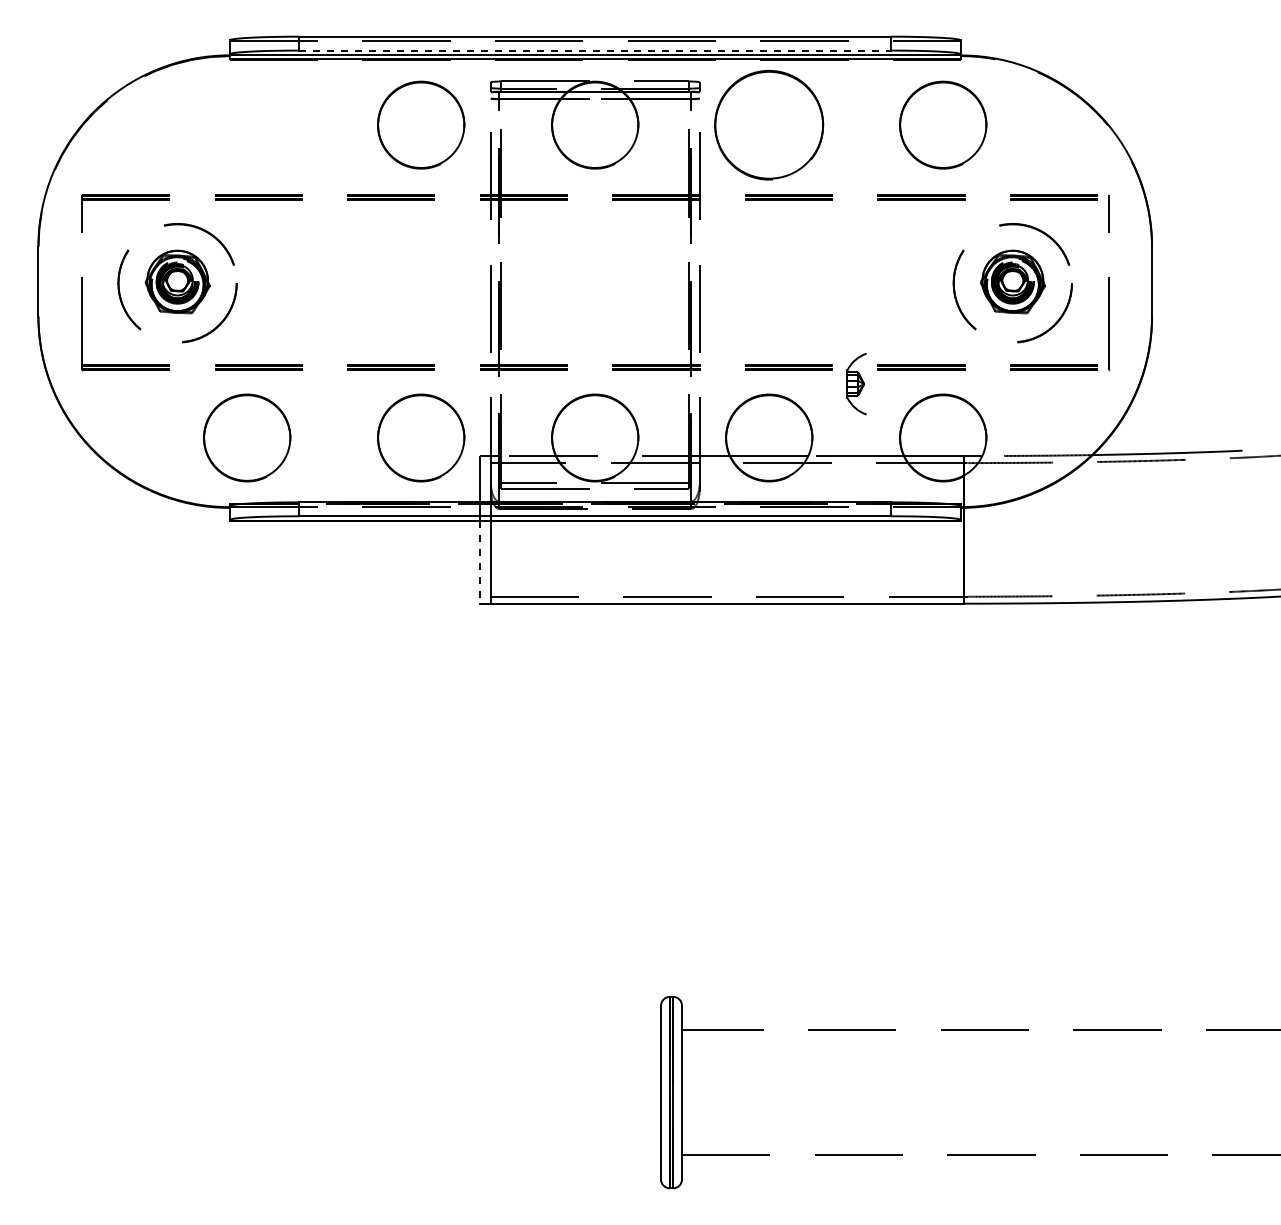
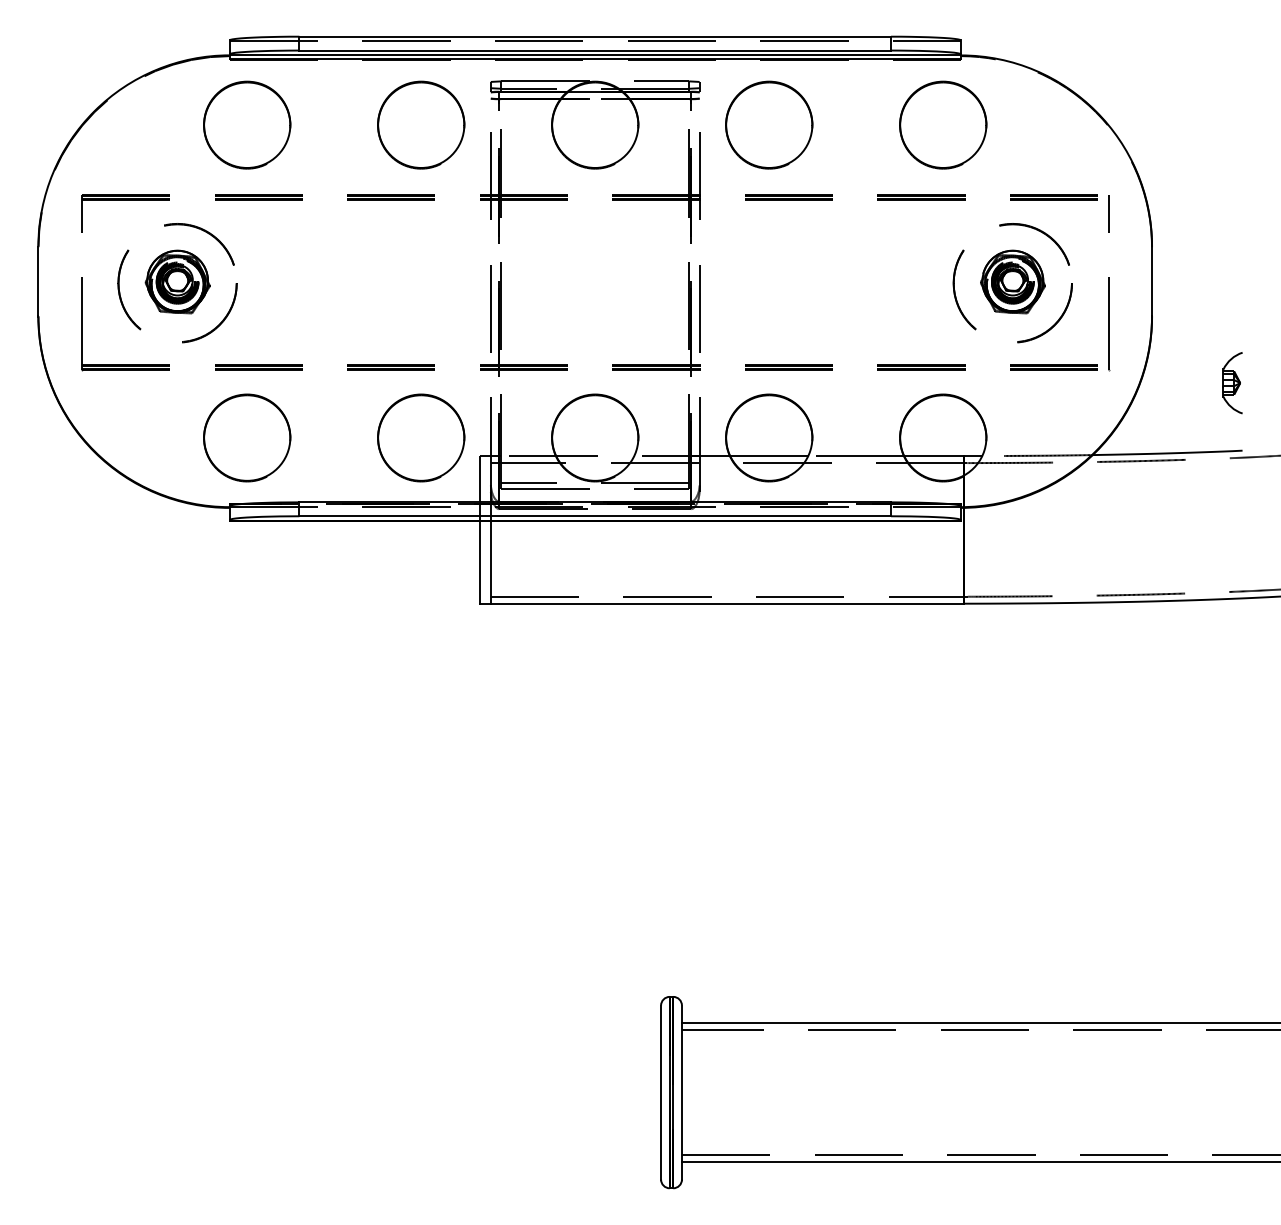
line: dashed -> solid (595, 50)
part: none -> present (247, 124)
part size: 111x112 px -> 89x90 px (769, 124)
part position: (856, 384) -> (1232, 383) (1232, 383)
line: dashed -> solid (480, 562)
line: none -> present (979, 1022)
line: none -> present (979, 1162)
